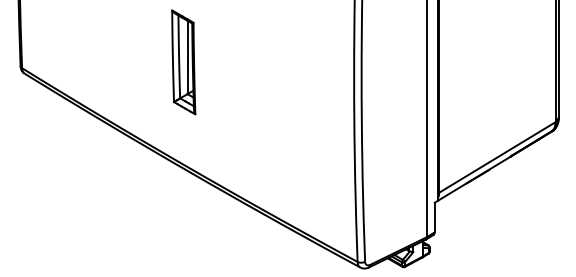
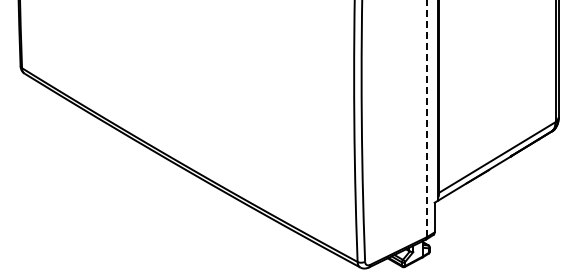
part: present -> none (183, 62)
line: solid -> dashed (427, 118)
